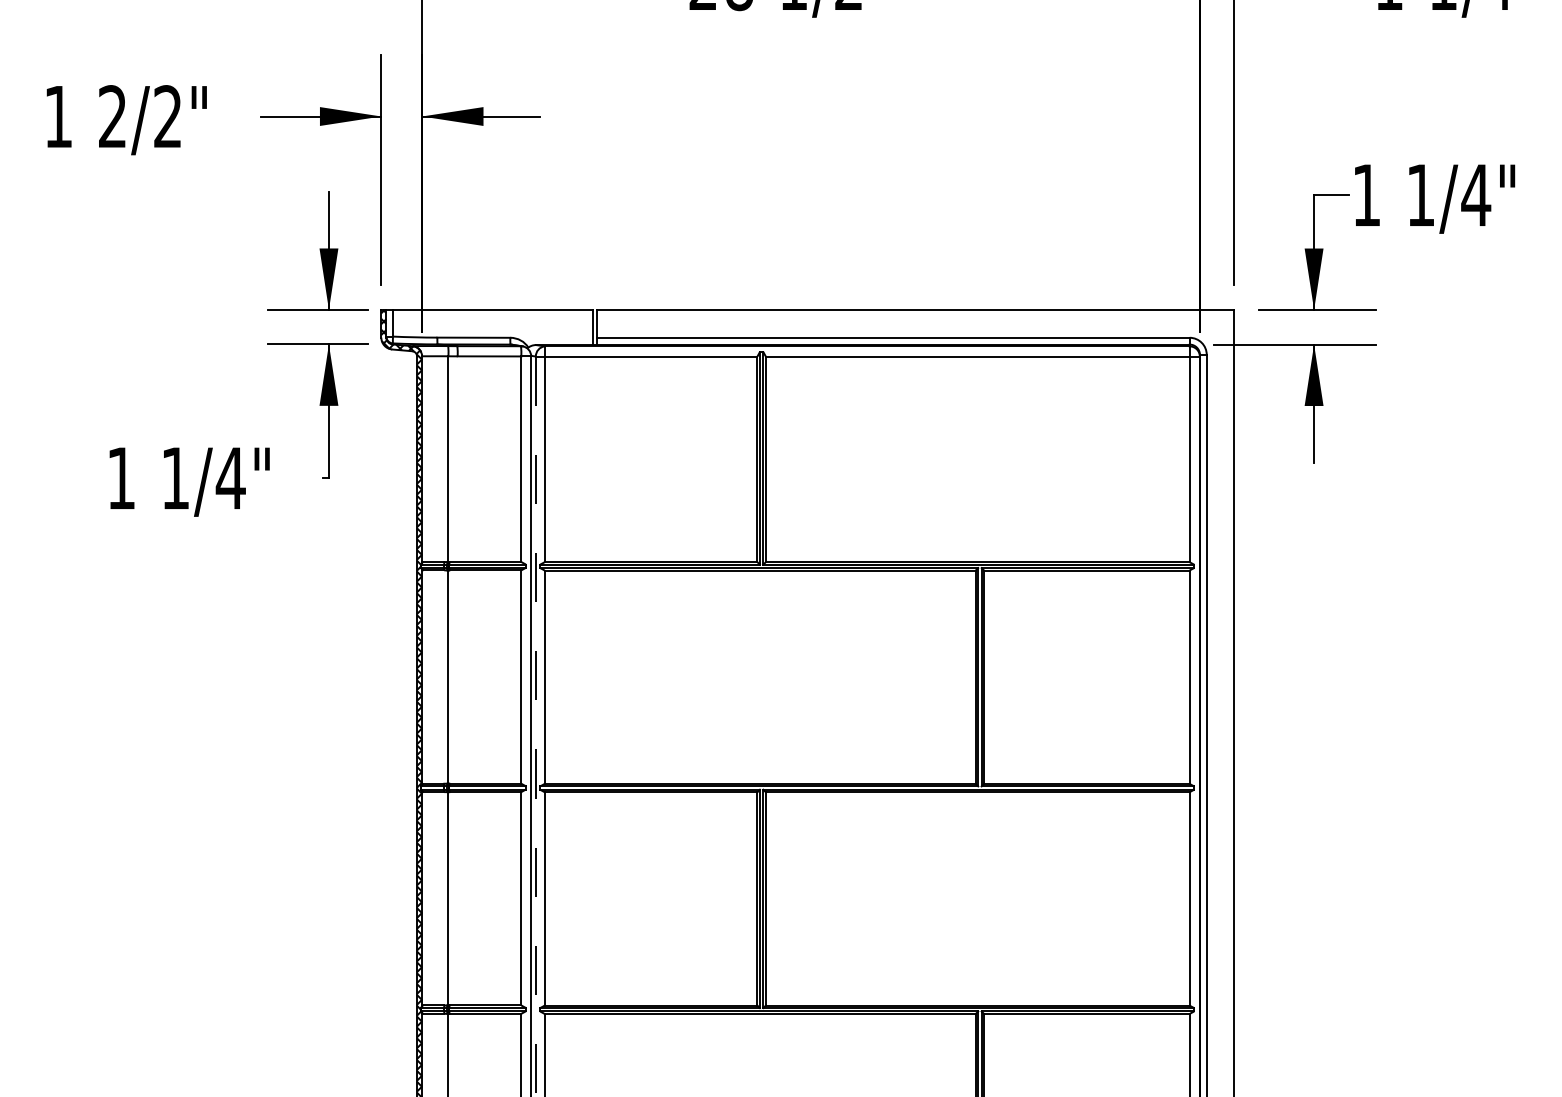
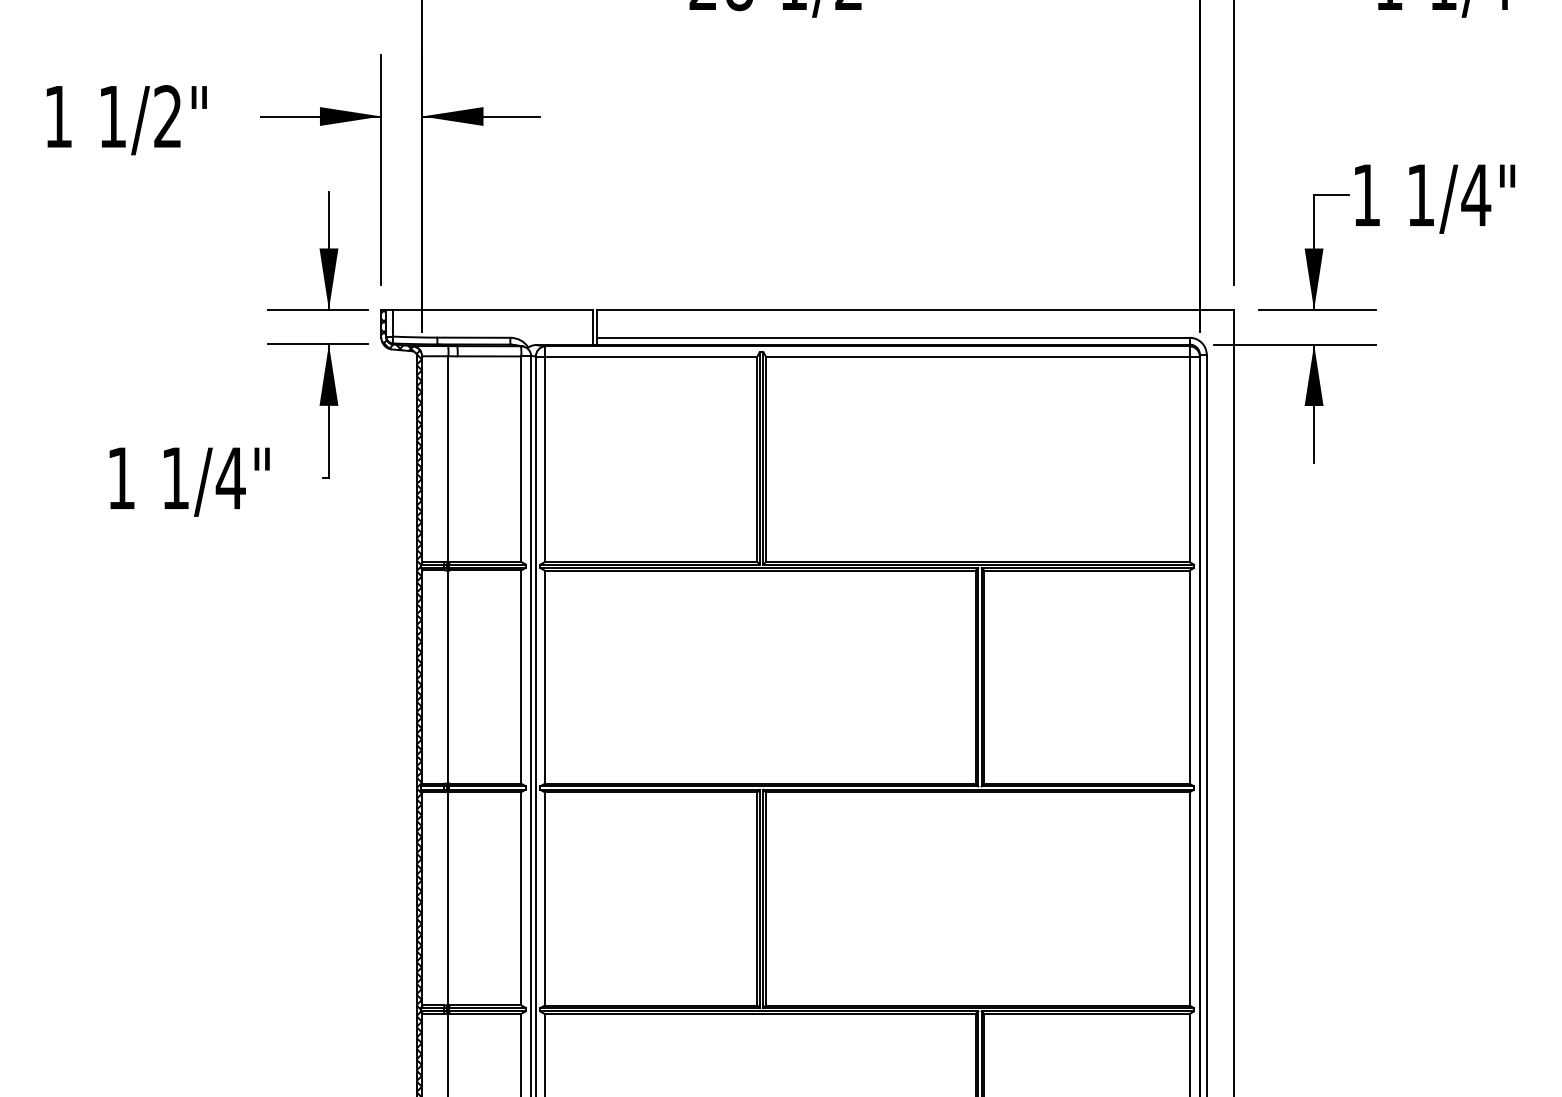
text: 2/2" -> 1/2" (112, 116)
line: dashed -> solid (535, 726)
